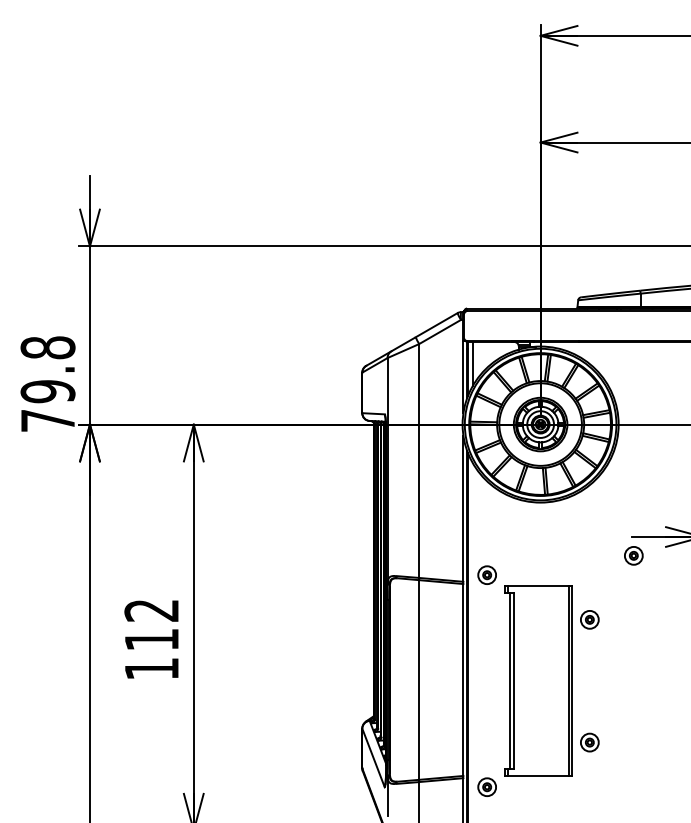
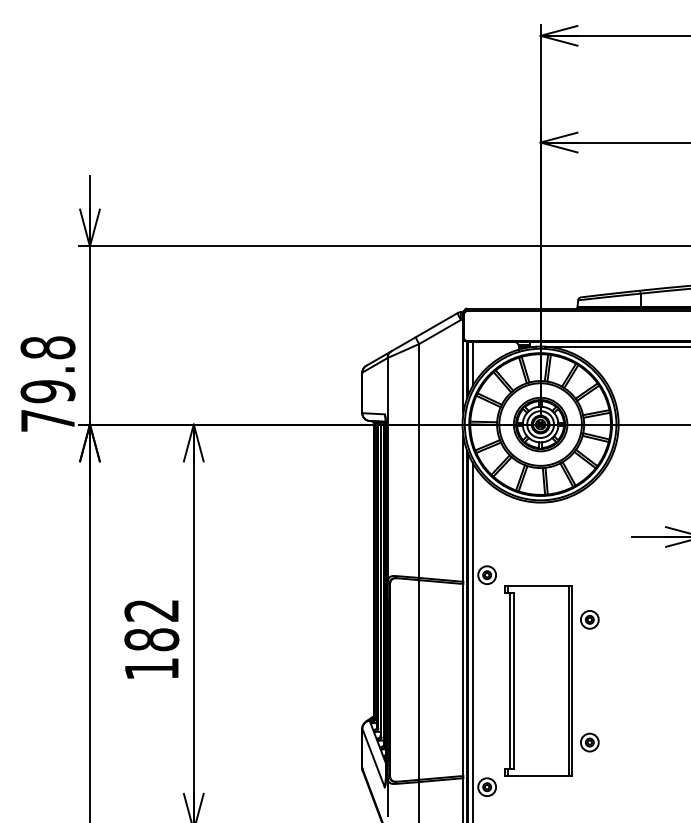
line: none -> present (616, 346)
part: present -> none (633, 555)
text: 112 -> 182 (151, 639)
line: none -> present (472, 640)
